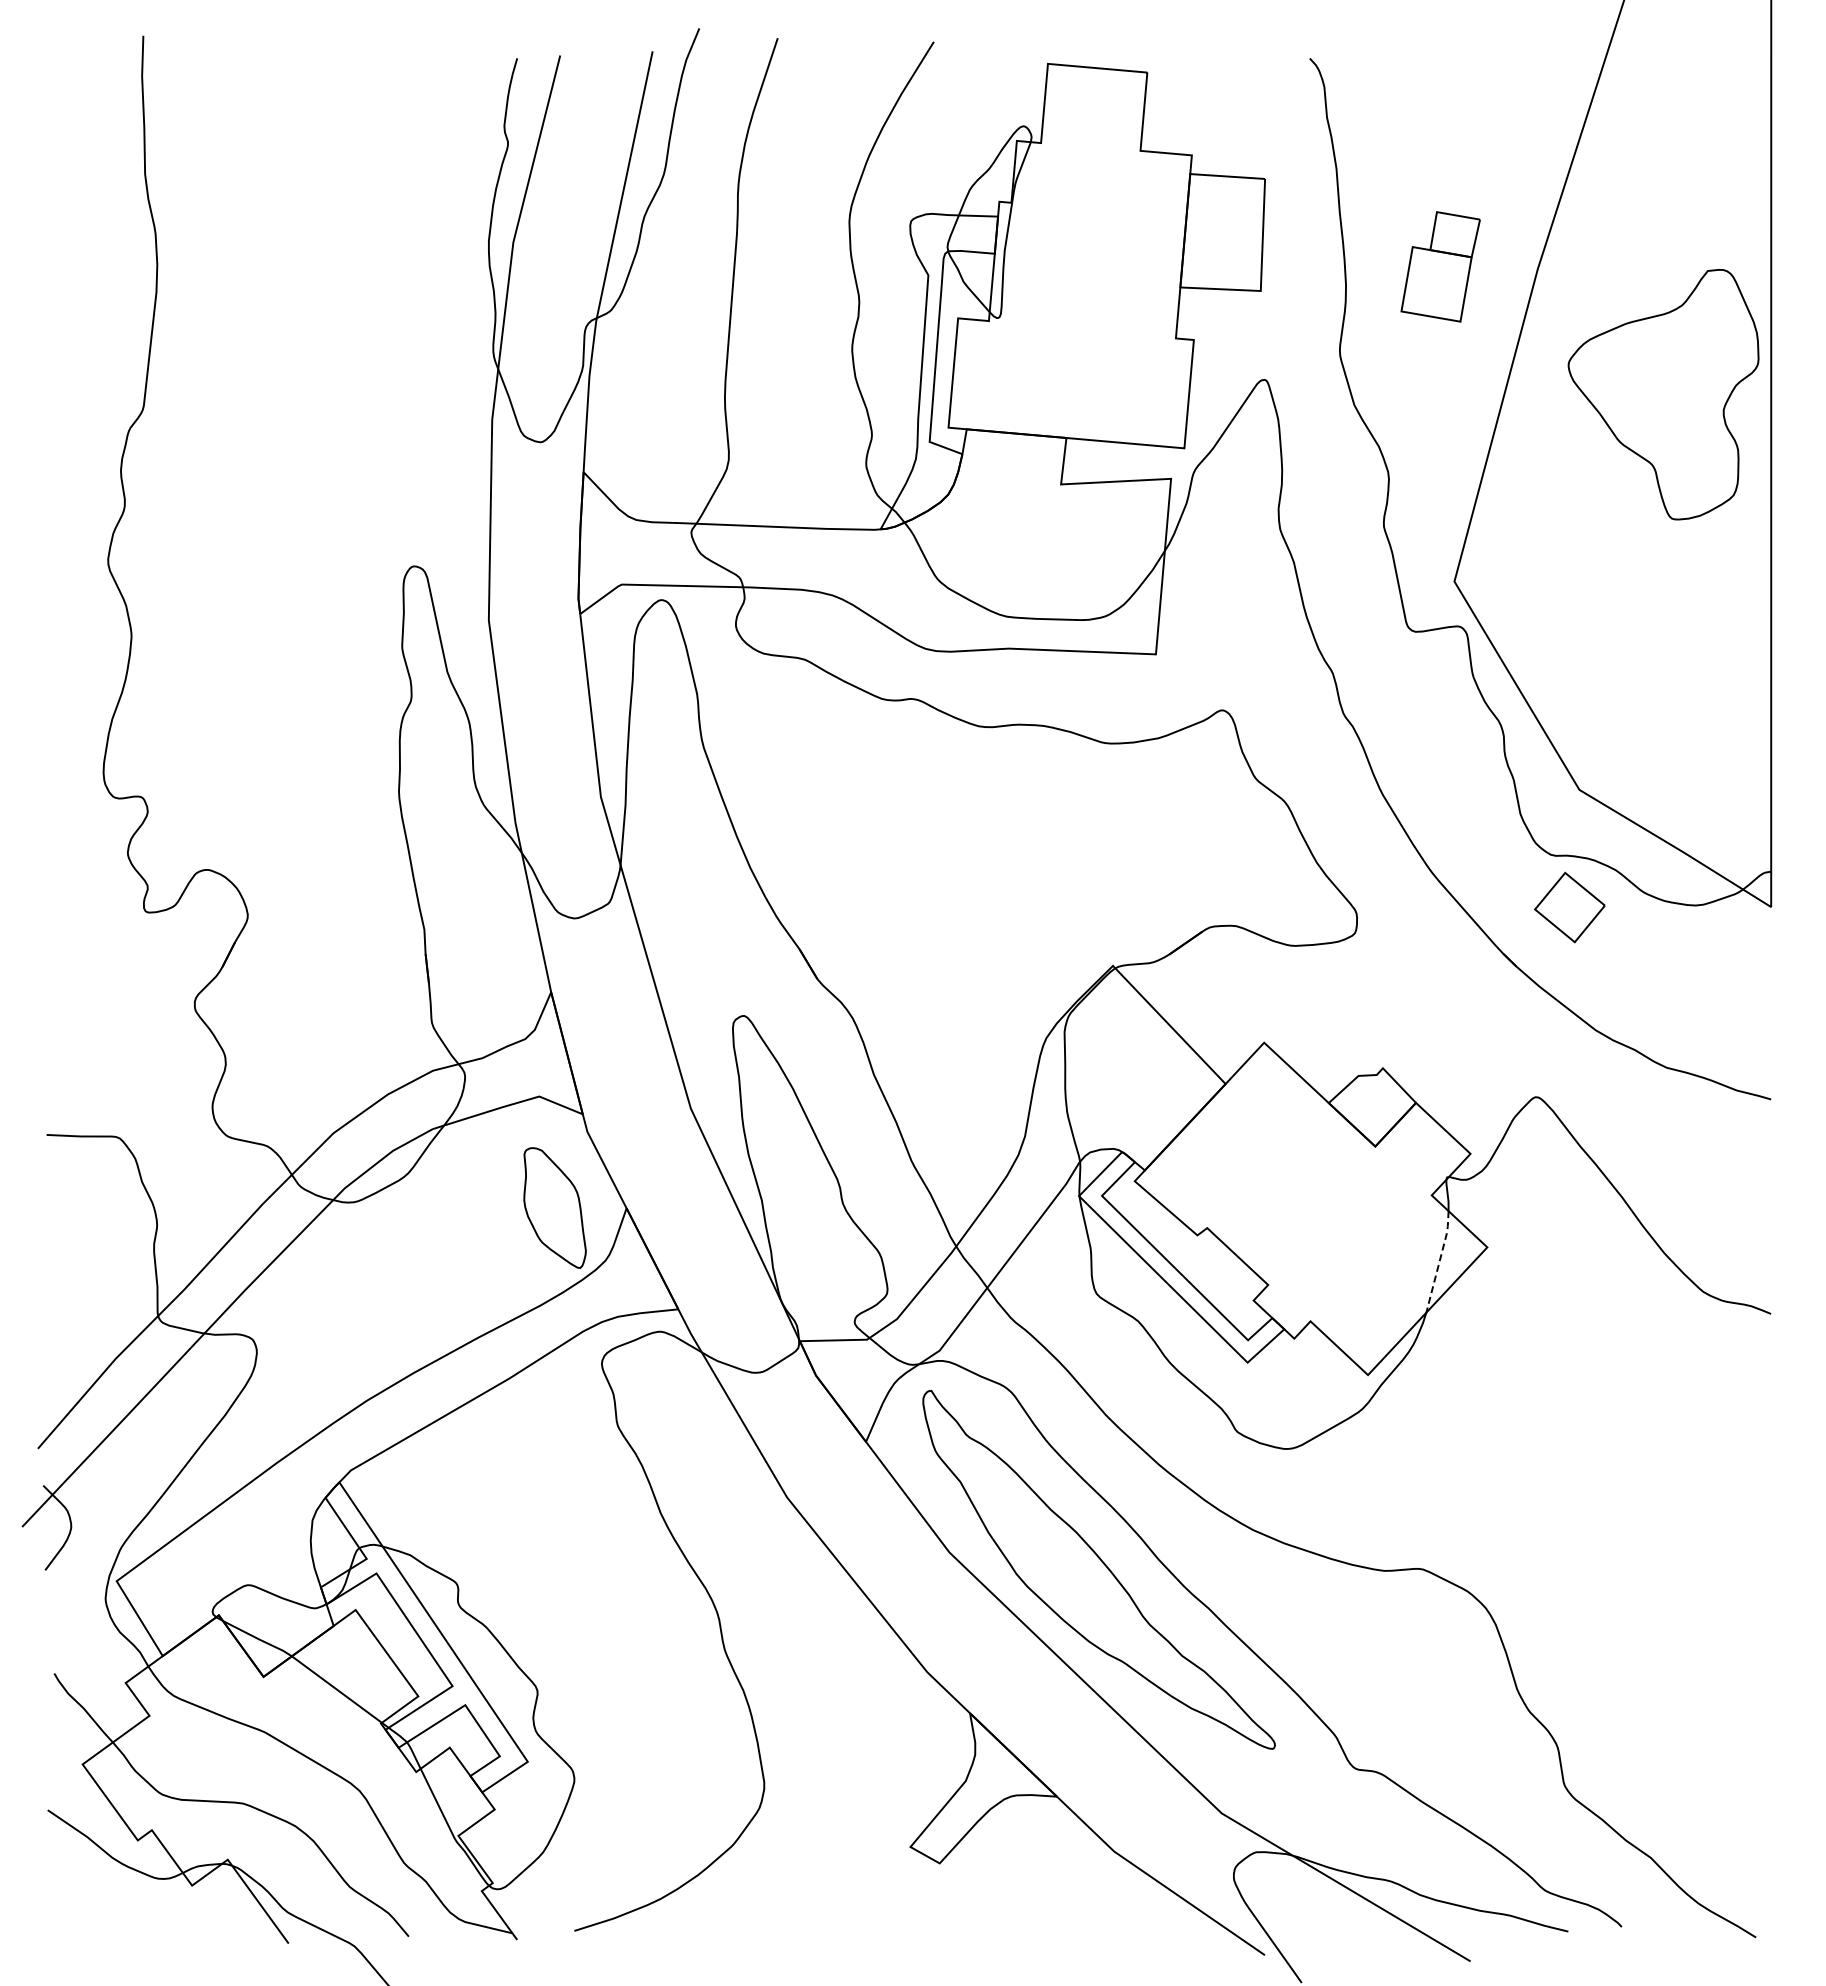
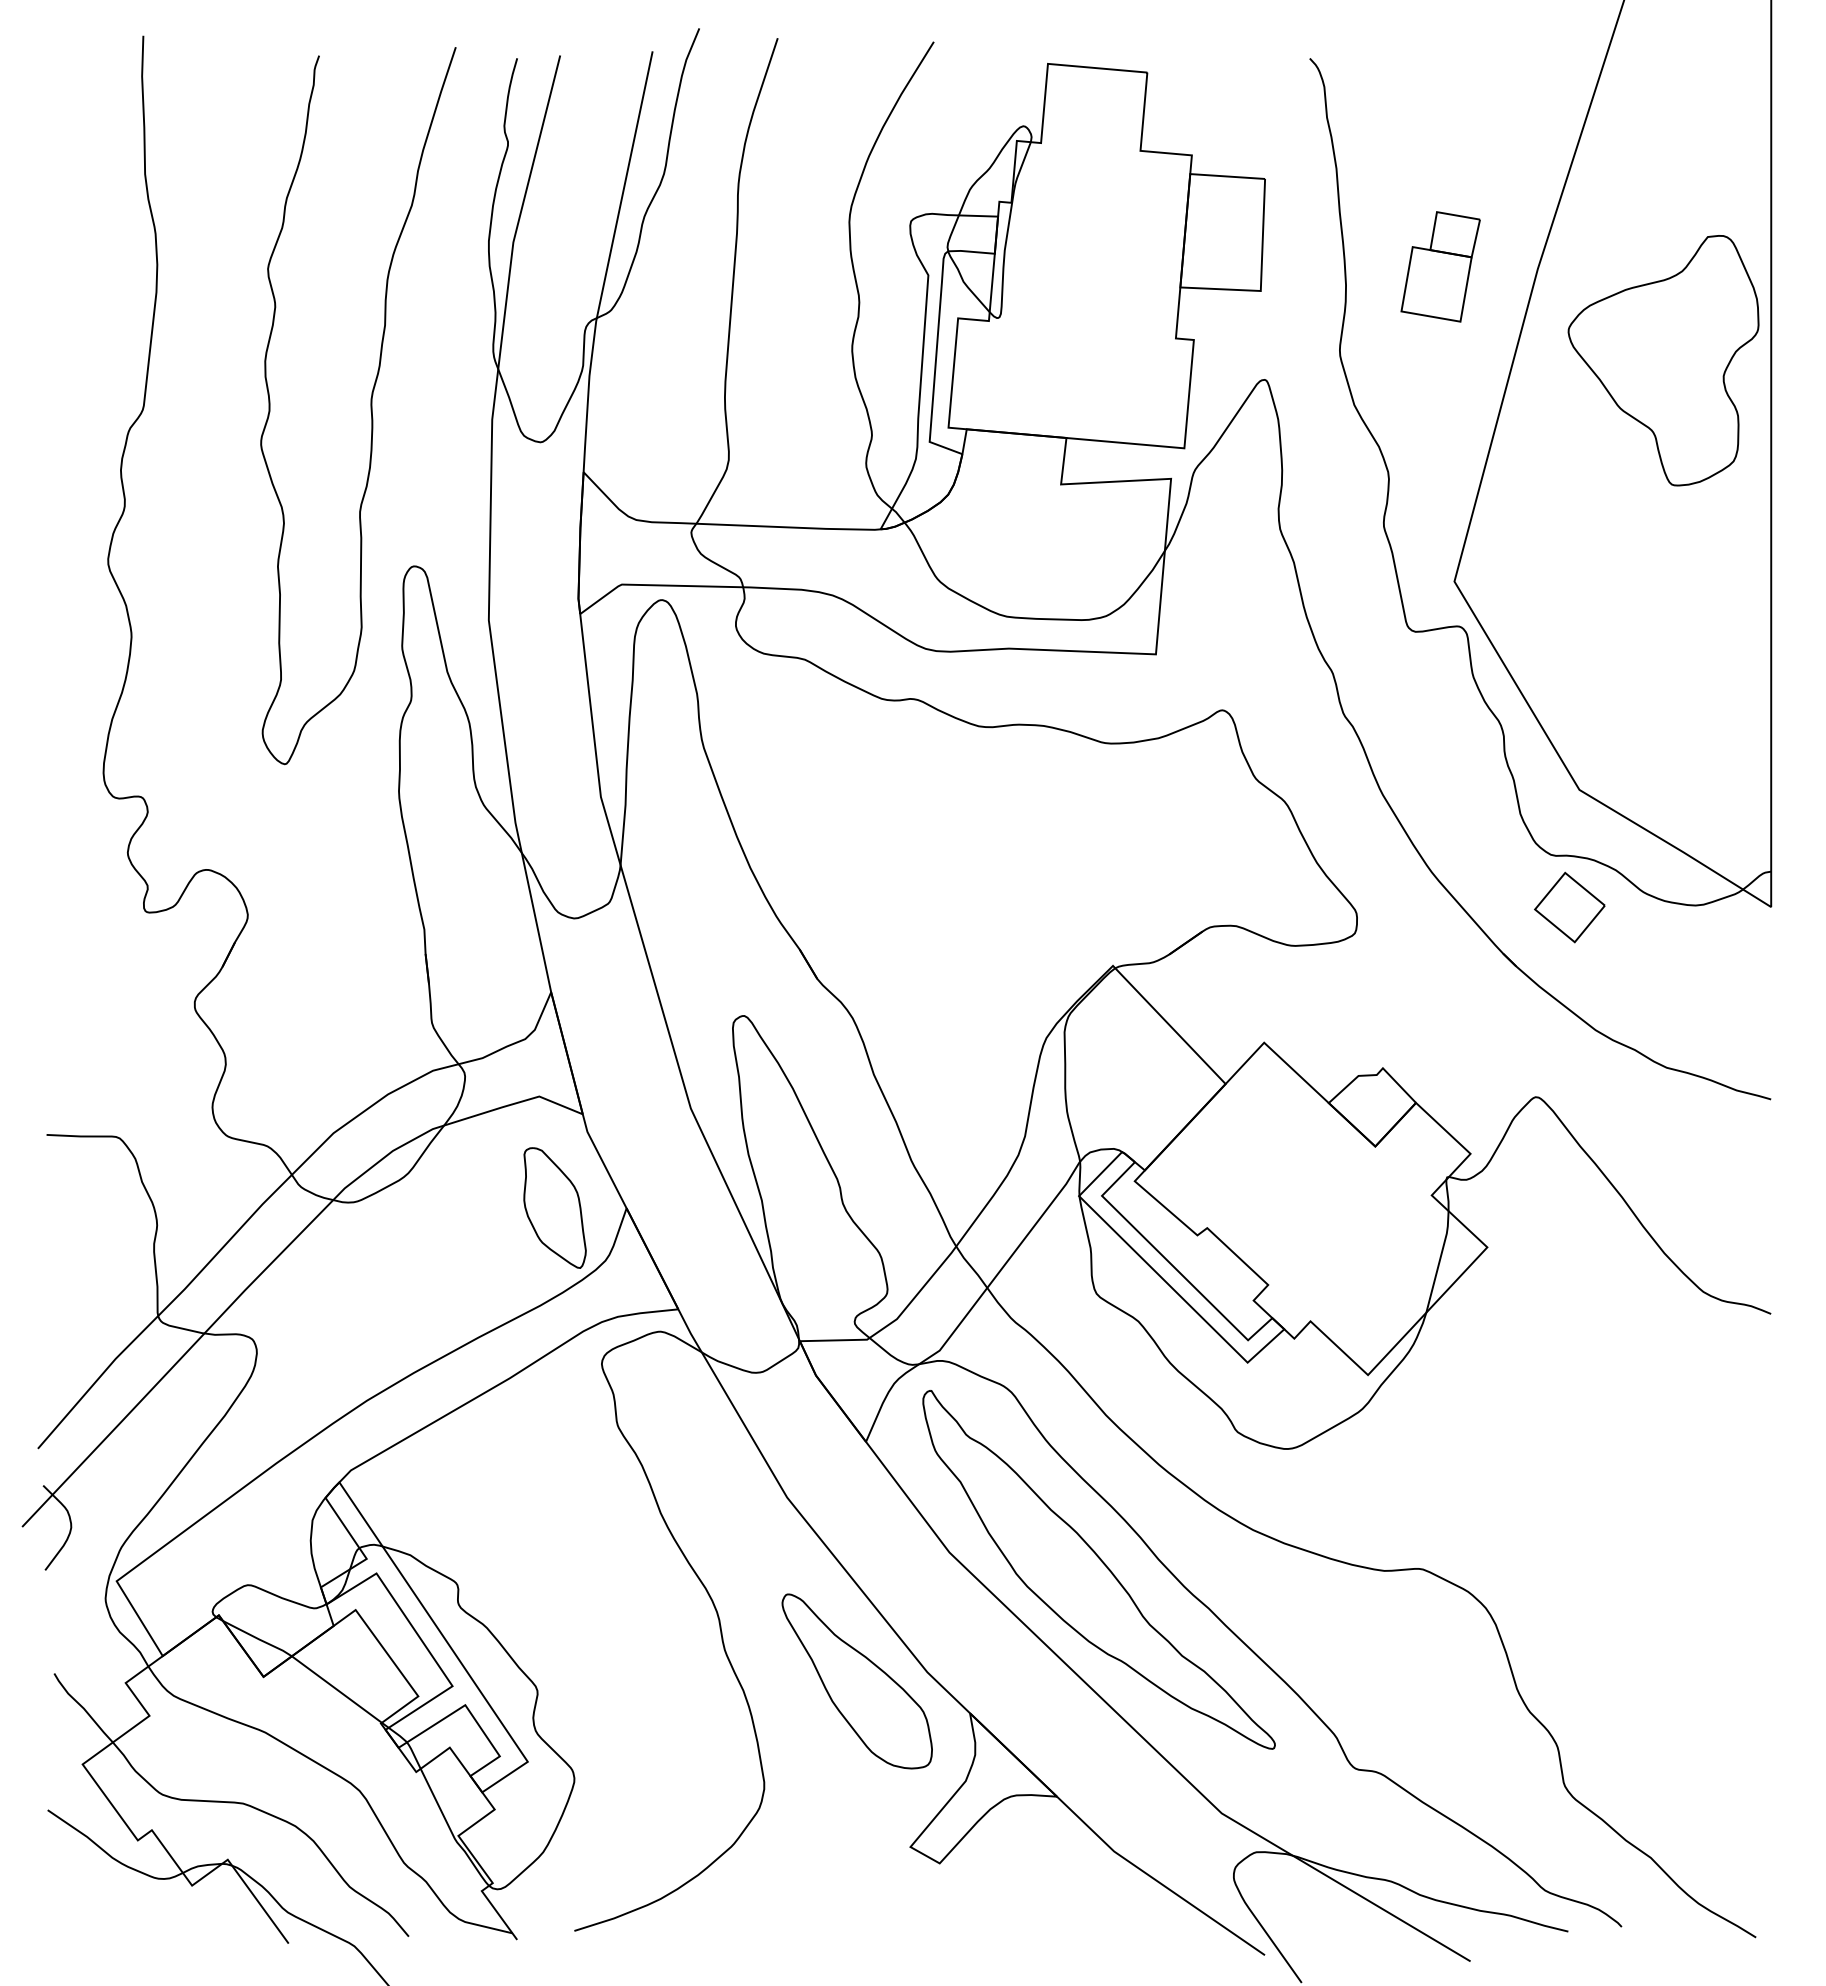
part position: (1663, 394) -> (1663, 360) (1663, 360)
curve: none -> present (370, 406)
line: dashed -> solid (1439, 1260)
part: none -> present (856, 1681)
